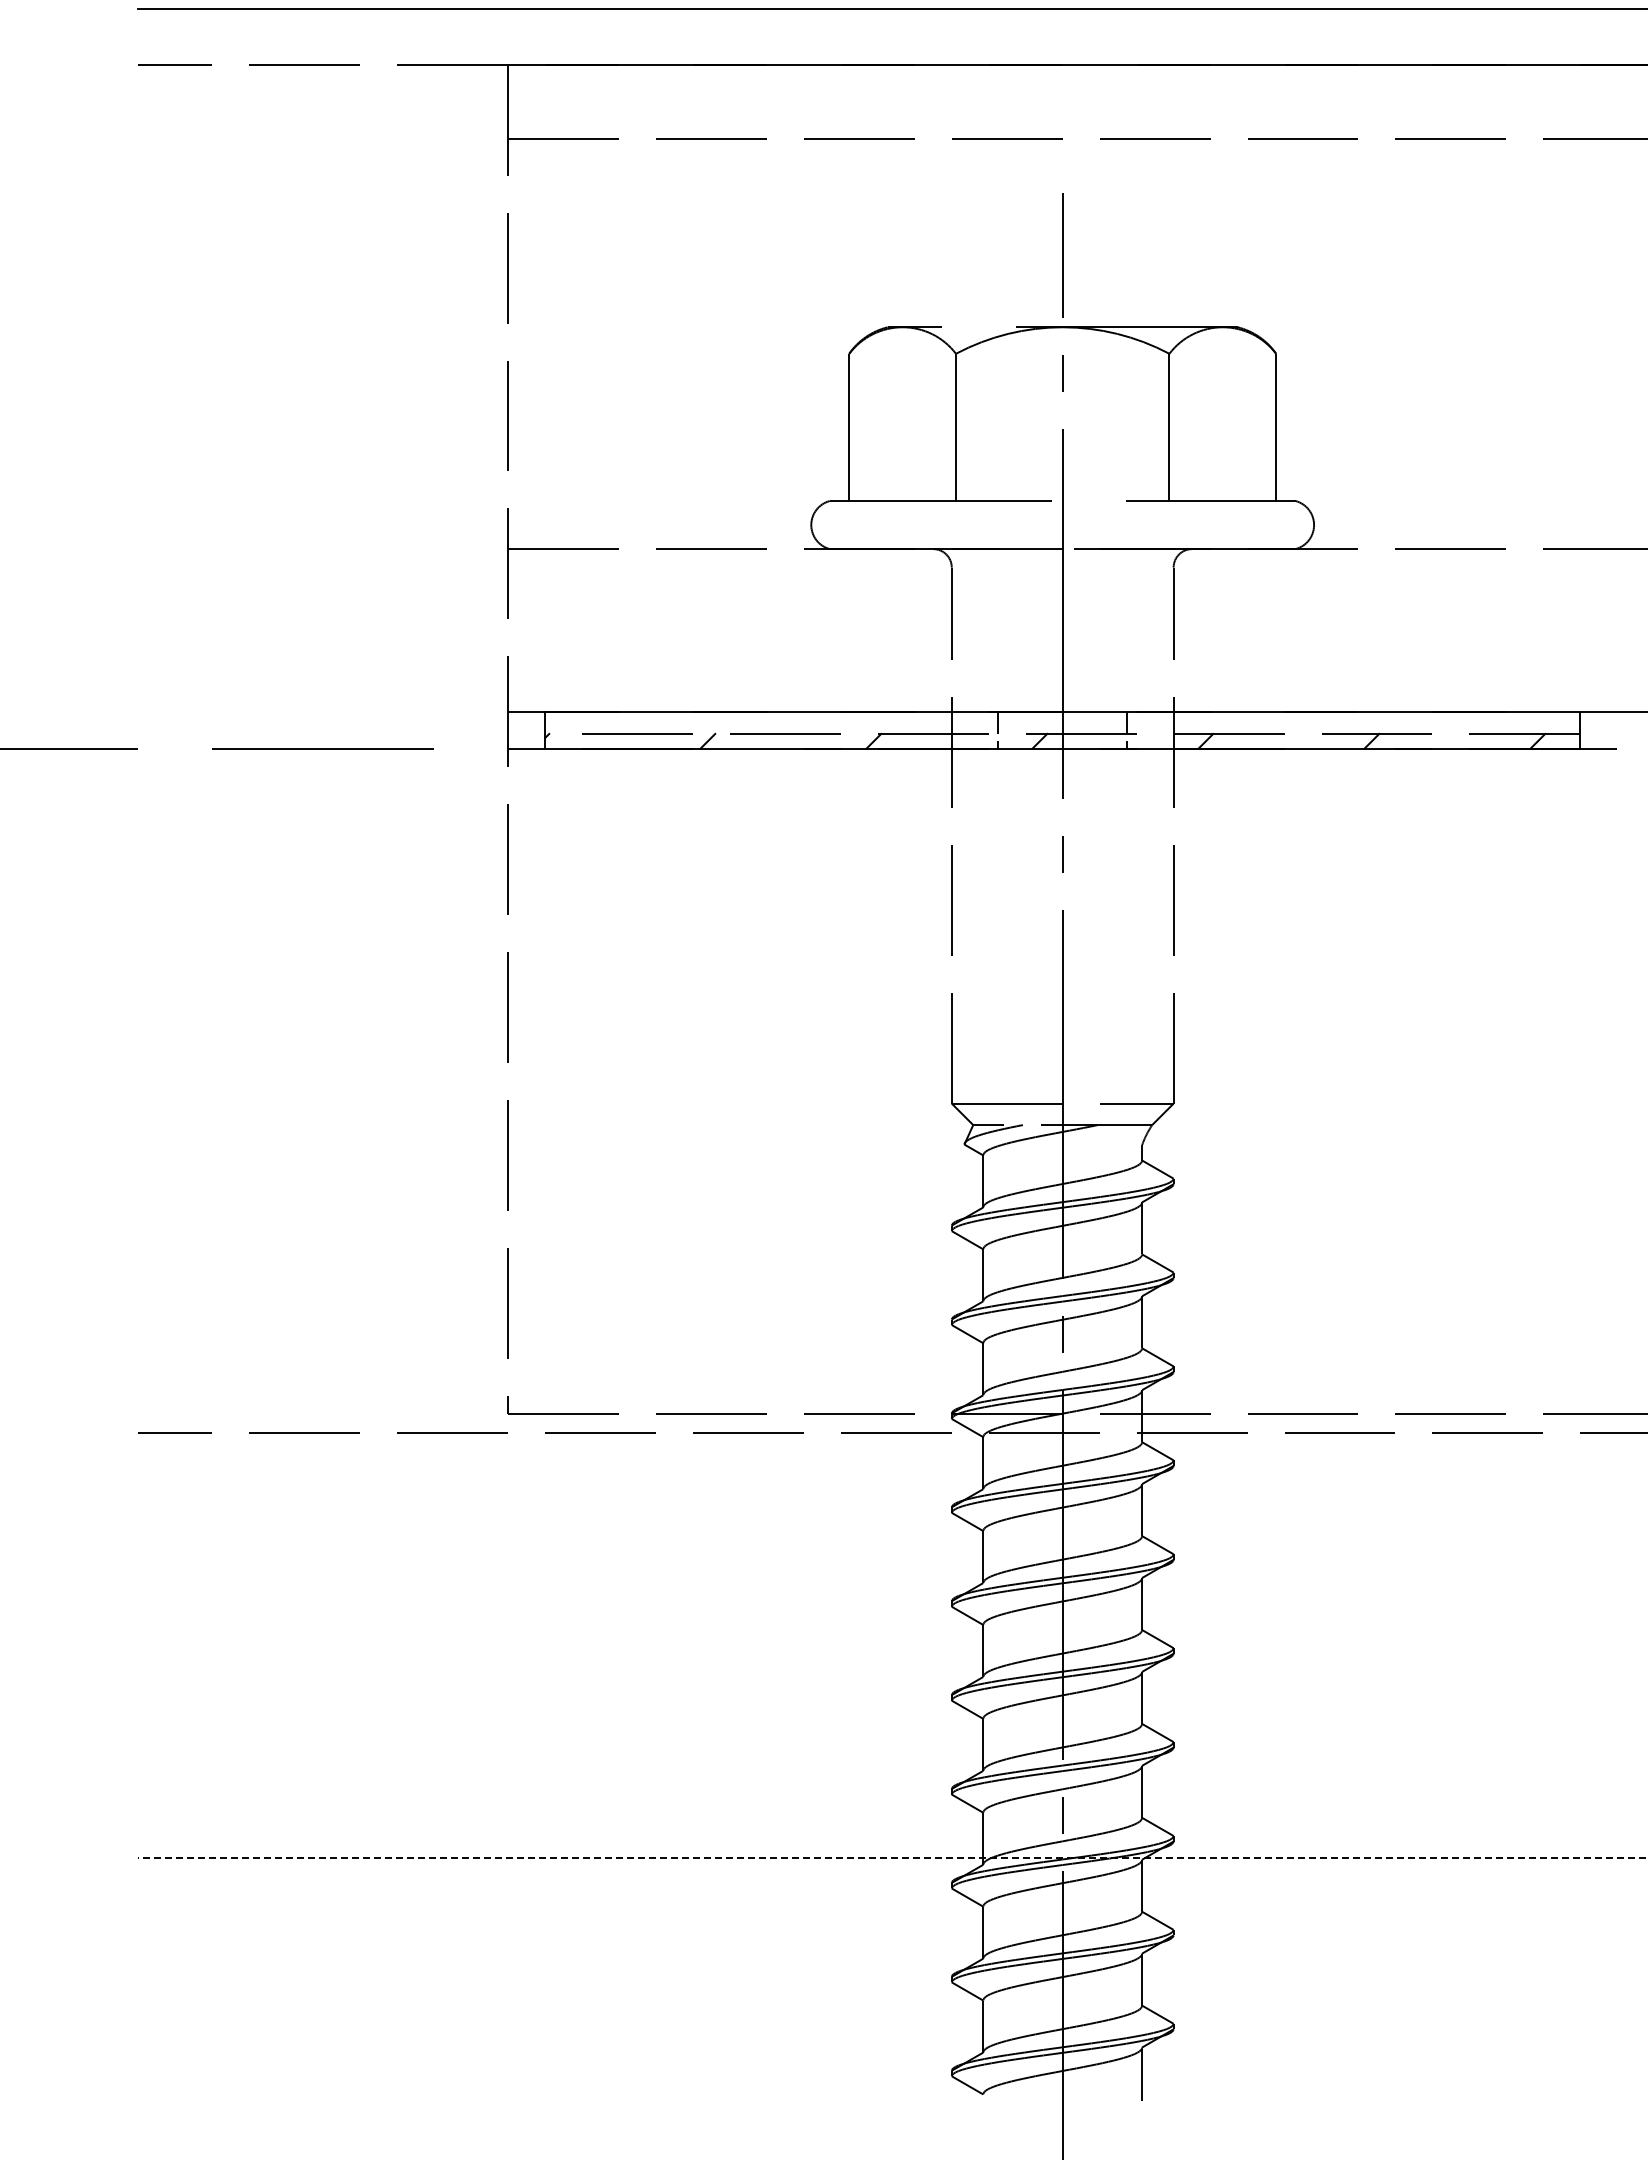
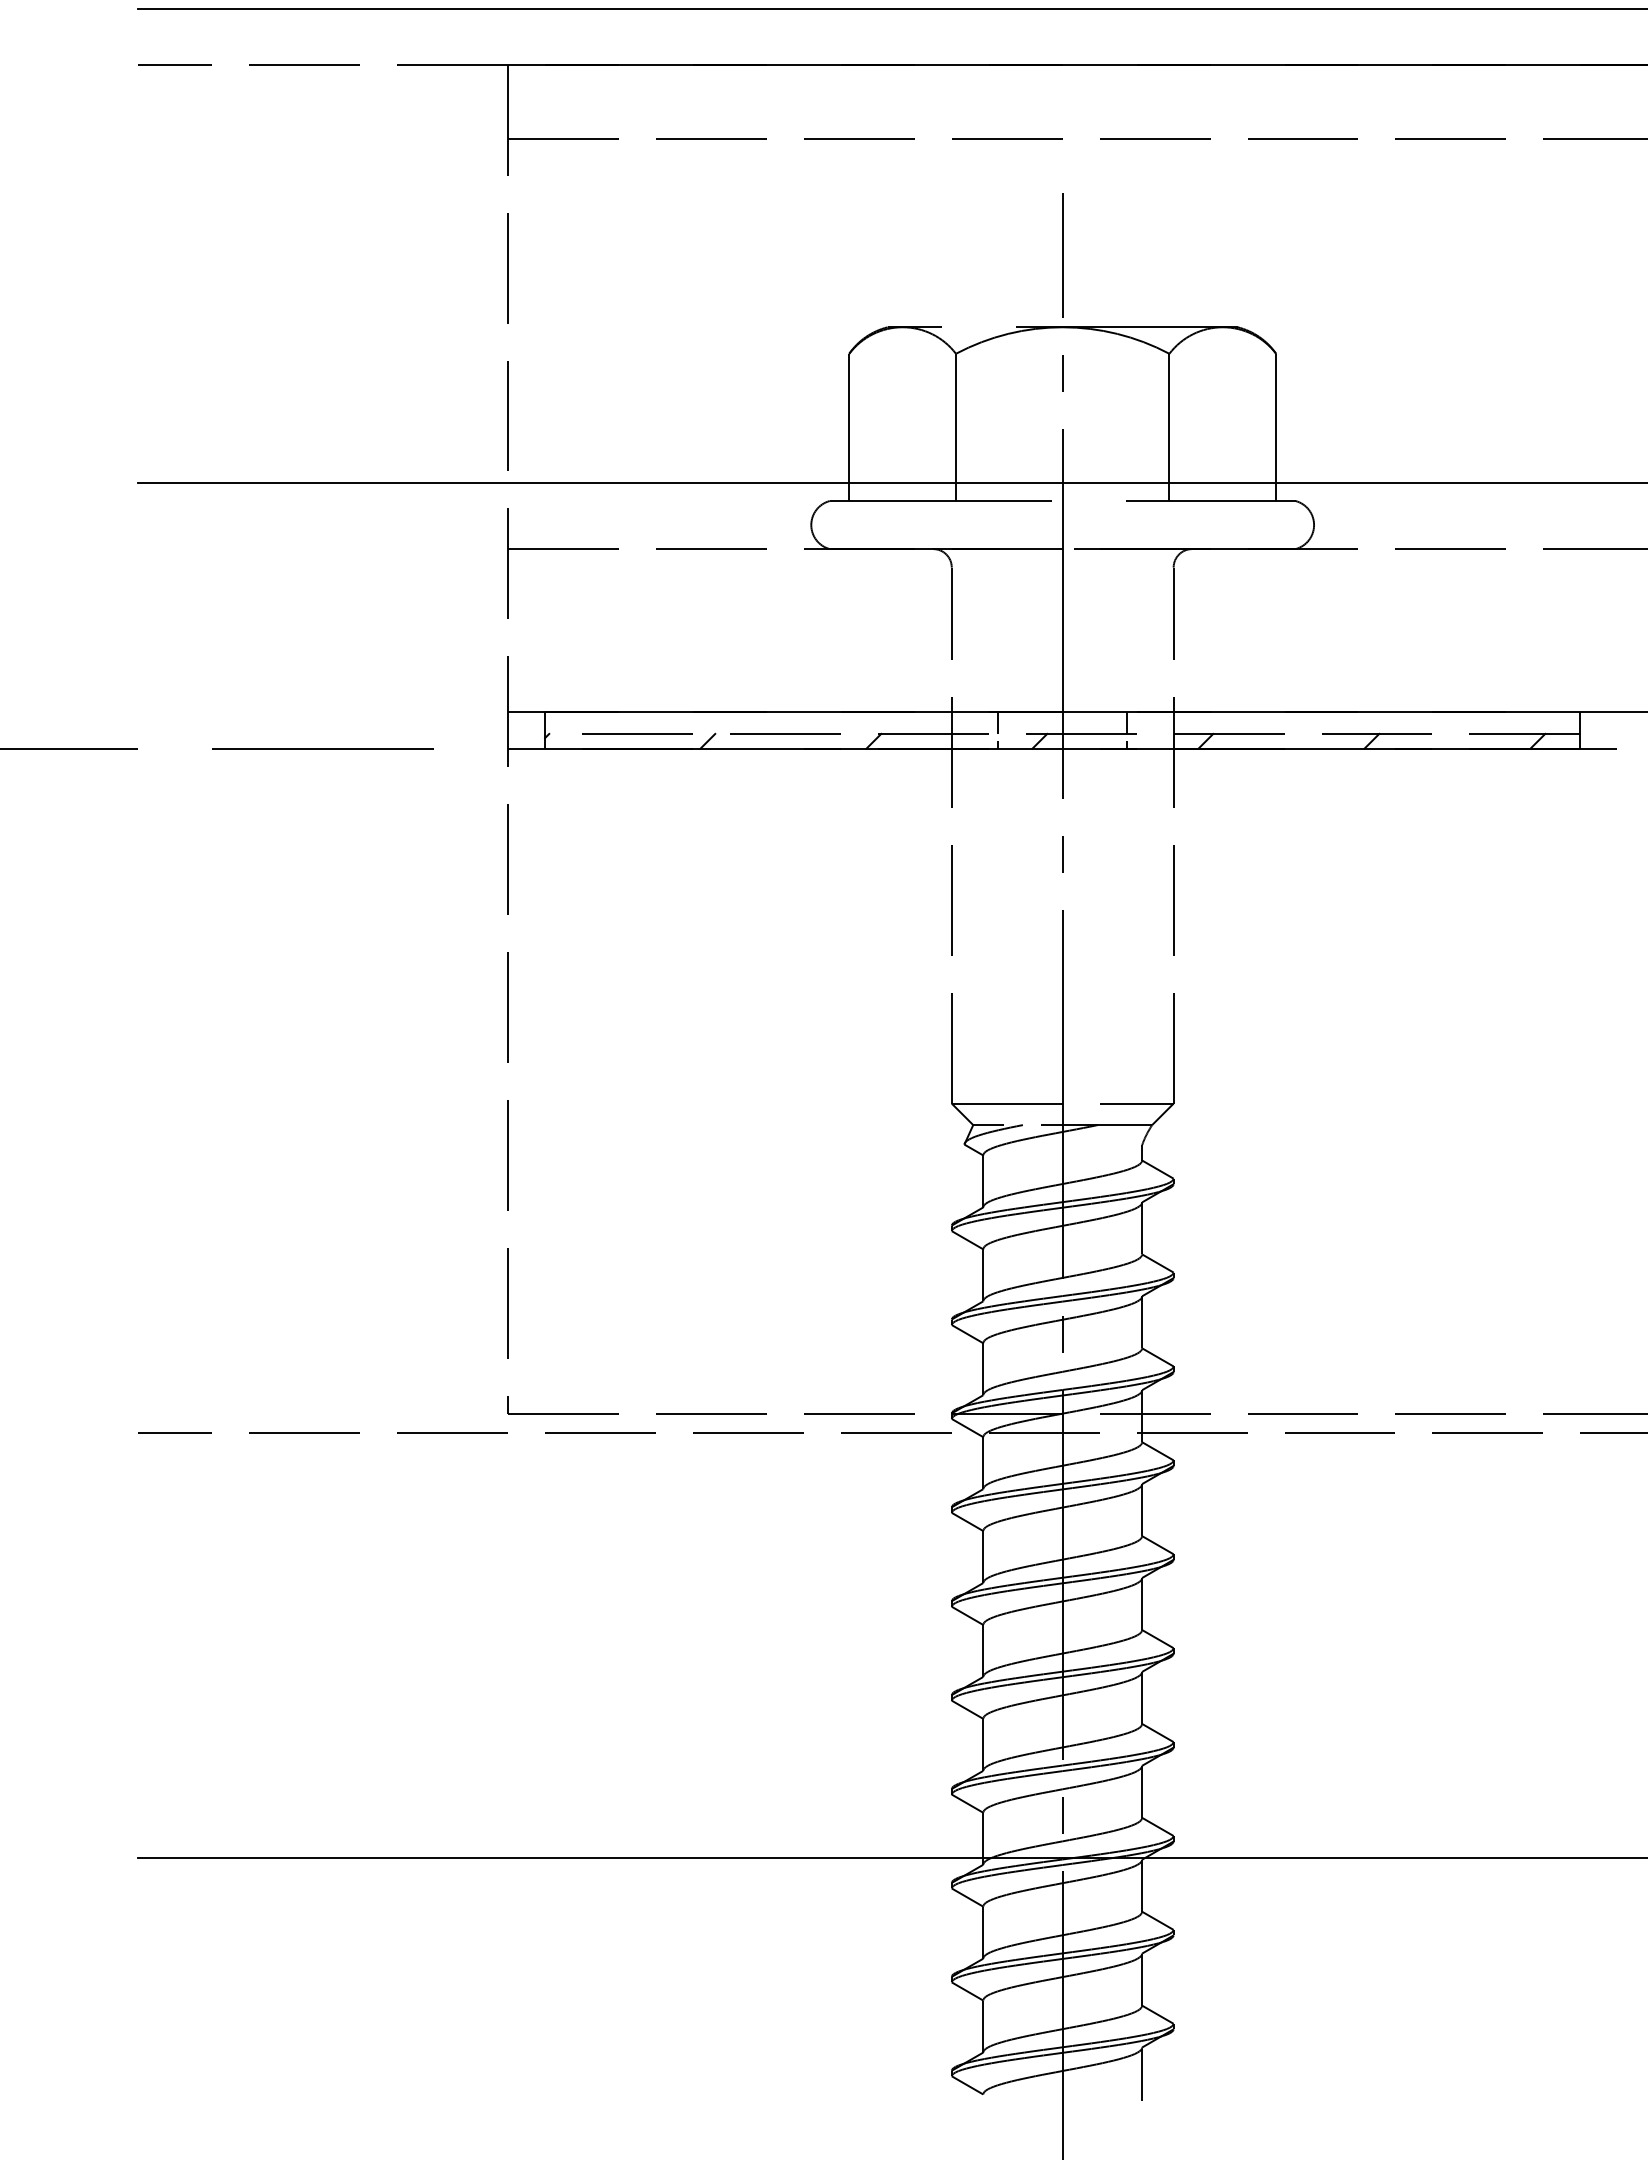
line: none -> present (891, 483)
line: dashed -> solid (892, 1857)
